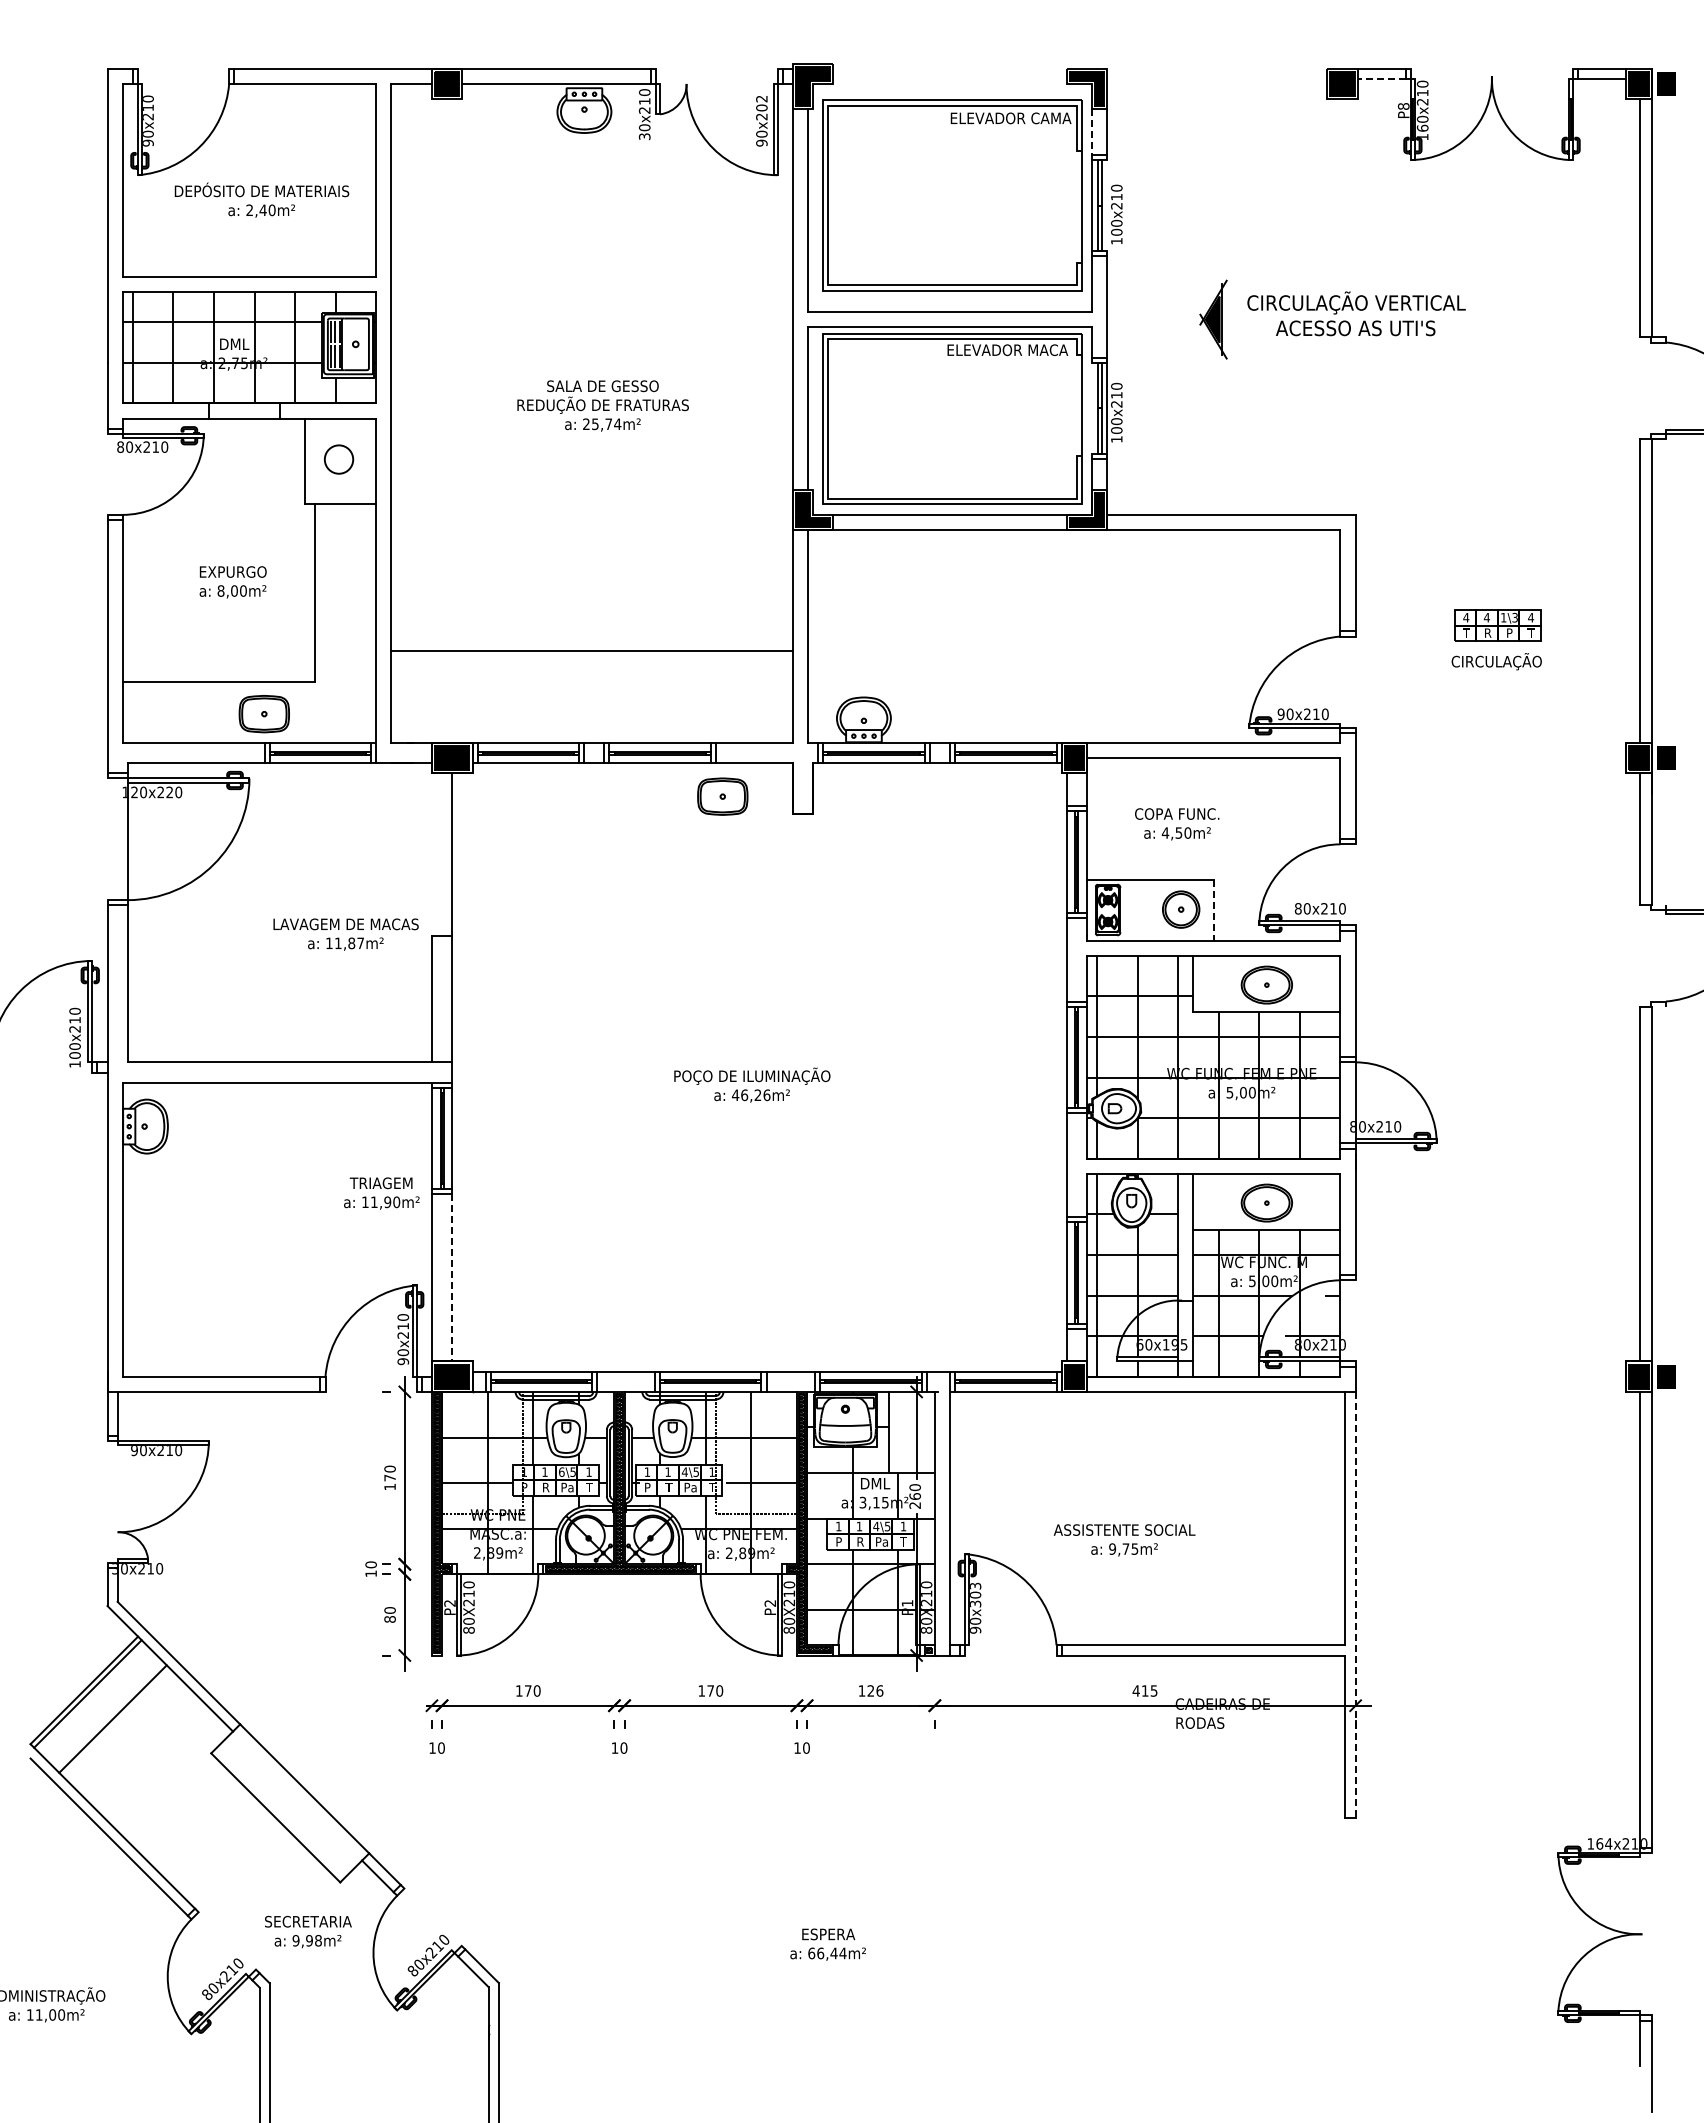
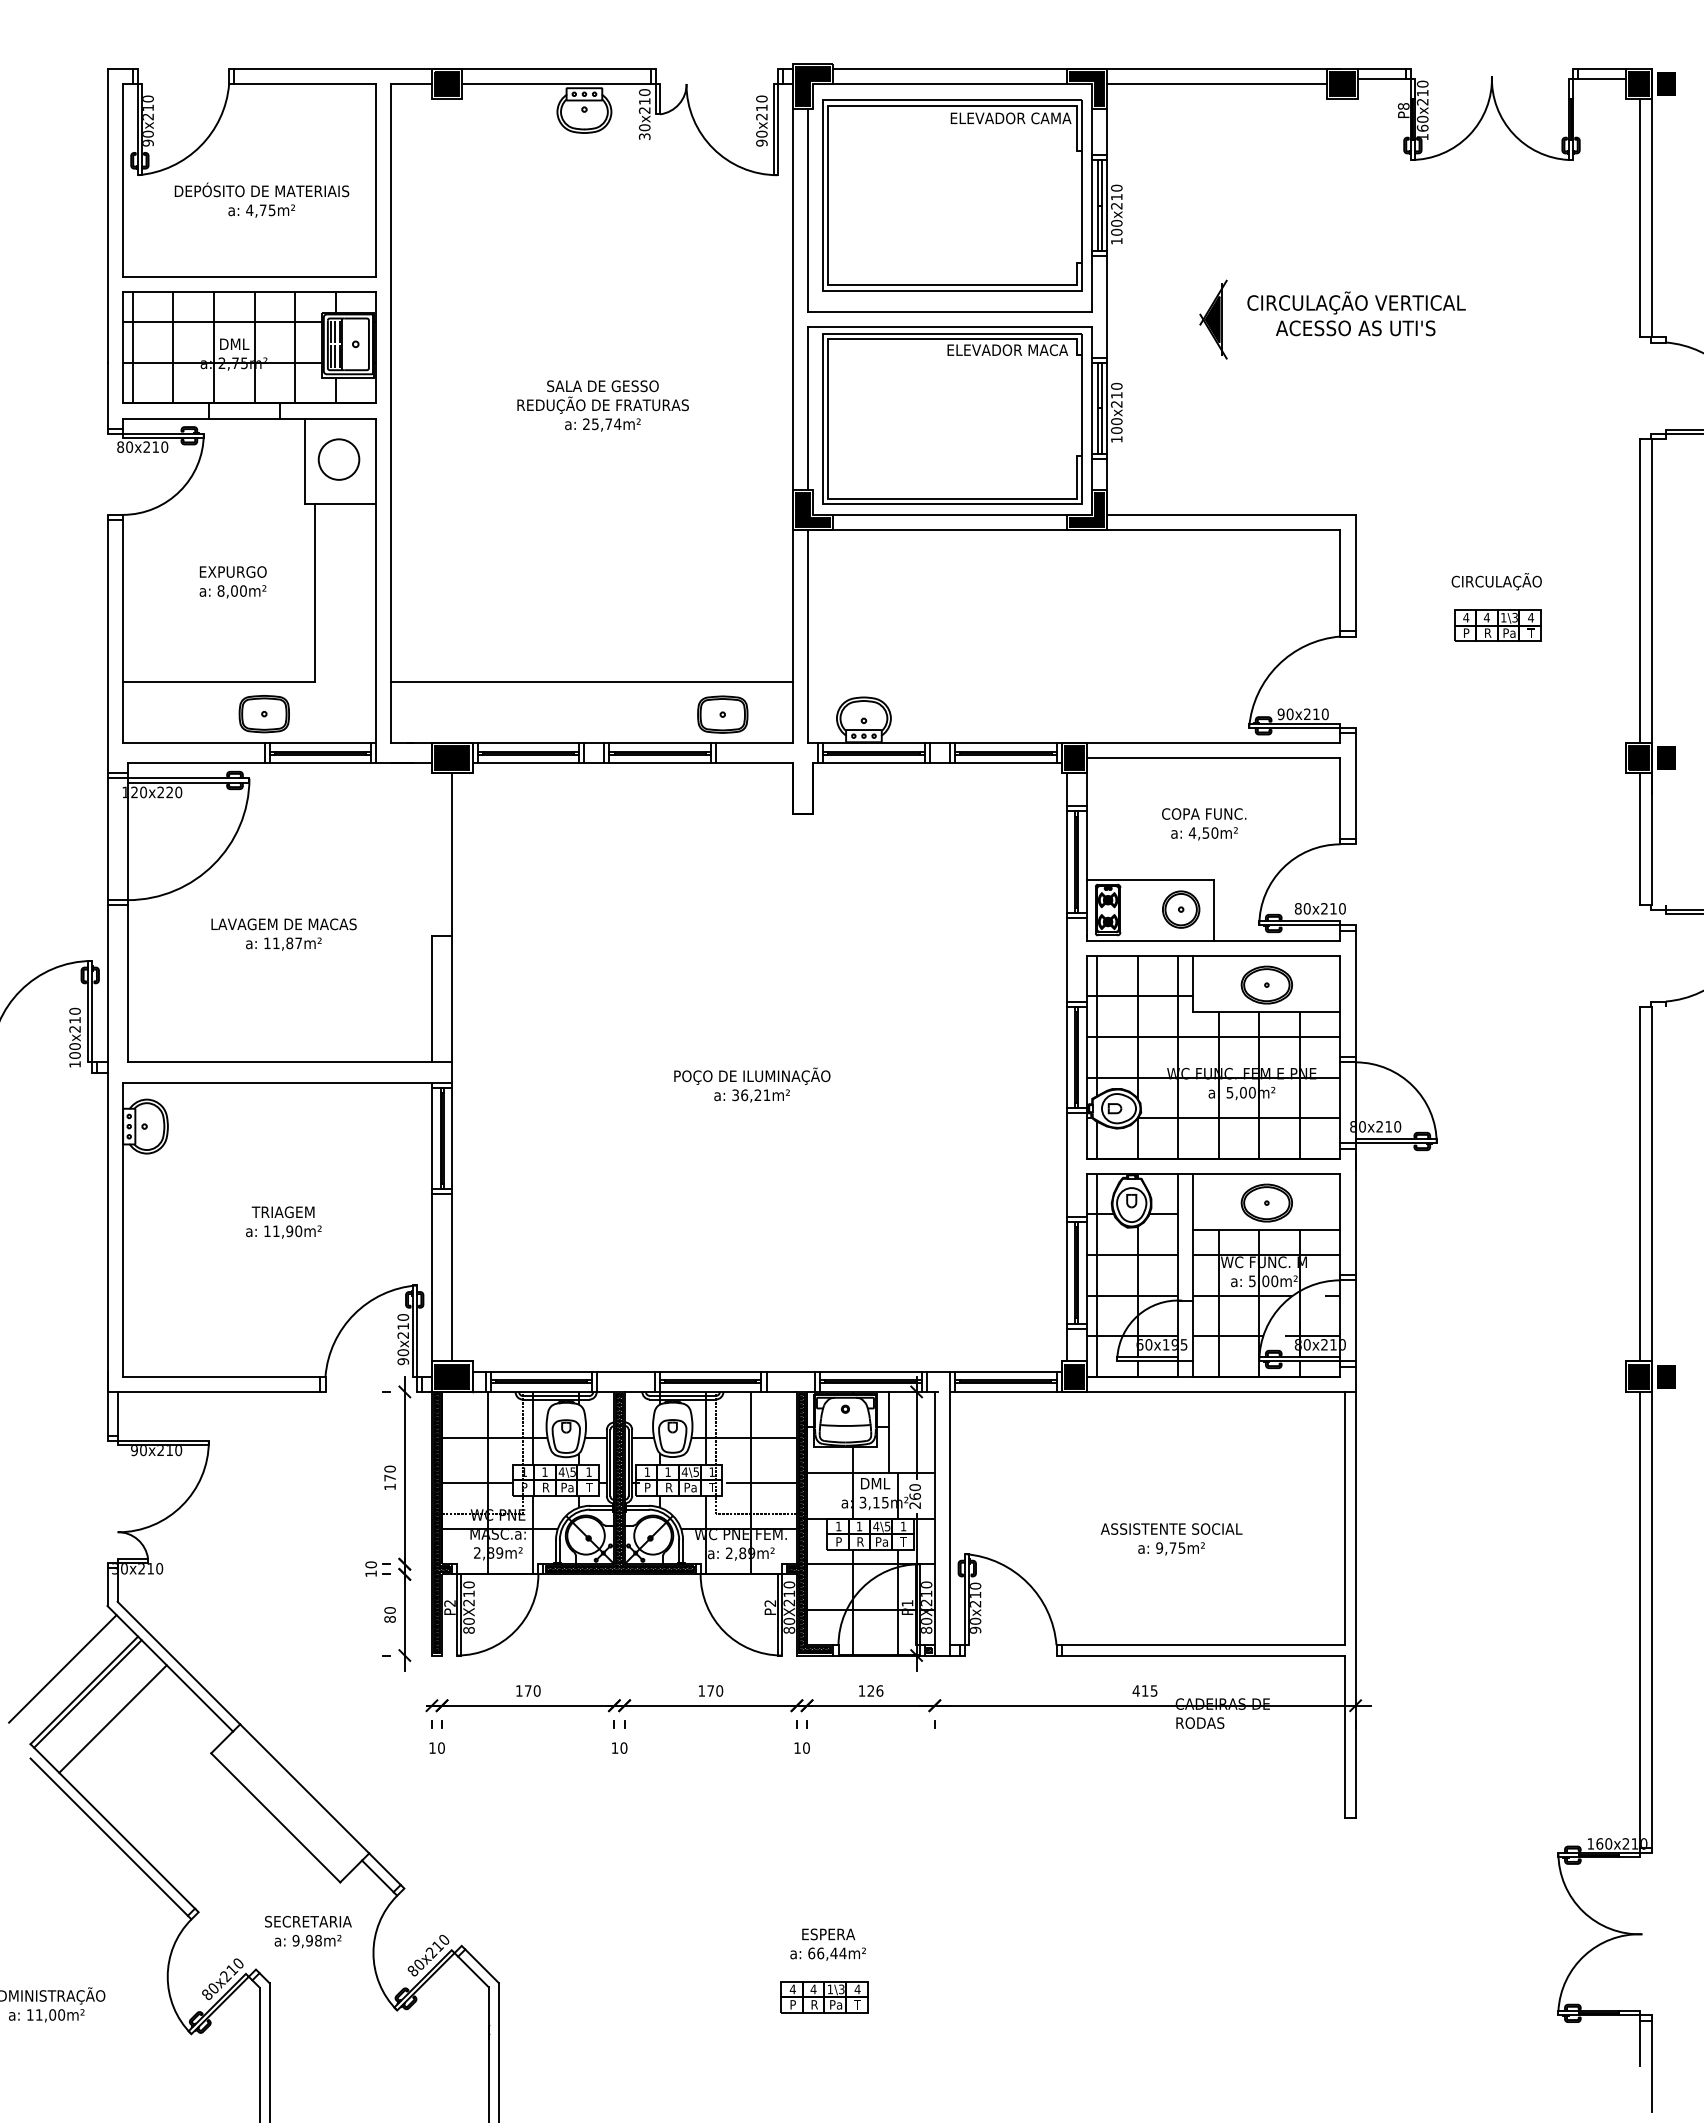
line: none -> present (1086, 68)
line: dashed -> solid (1381, 78)
line: none -> present (949, 83)
line: none -> present (1217, 83)
text: 90x202 -> 90x210 (761, 103)
line: dashed -> solid (1092, 132)
line: none -> present (1107, 205)
text: 2,40m² -> 4,75m² (260, 210)
line: none -> present (1092, 408)
circle size: 31x31 px -> 44x43 px (338, 459)
text: T -> P (1466, 632)
text: P -> Pa (1509, 632)
line position: (591, 651) -> (591, 682) (591, 682)
text position: (1496, 661) -> (1496, 581) (1496, 581)
part position: (722, 796) -> (722, 714) (722, 714)
text position: (1177, 824) -> (1204, 824) (1204, 824)
line: none -> present (107, 839)
line: dashed -> solid (1213, 910)
text position: (345, 934) -> (283, 934) (283, 934)
text: 46,26m² -> 36,21m² (751, 1095)
text position: (381, 1193) -> (283, 1222) (283, 1222)
line: dashed -> solid (452, 1277)
line: none -> present (1355, 1320)
text: 6 -> 4 (561, 1471)
text: T -> R (668, 1487)
text position: (1124, 1540) -> (1171, 1539) (1171, 1539)
text: 90x303 -> 90x210 (975, 1594)
line: dashed -> solid (1355, 1604)
line: none -> present (62, 1668)
text: 164x210 -> 160x210 (1608, 1843)
part: none -> present (824, 1997)
